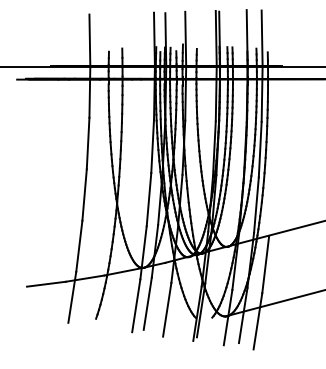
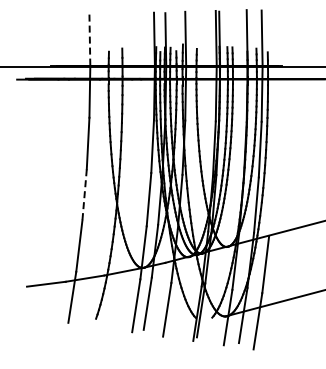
line: solid -> dashed (89, 40)
line: solid -> dashed (84, 194)
